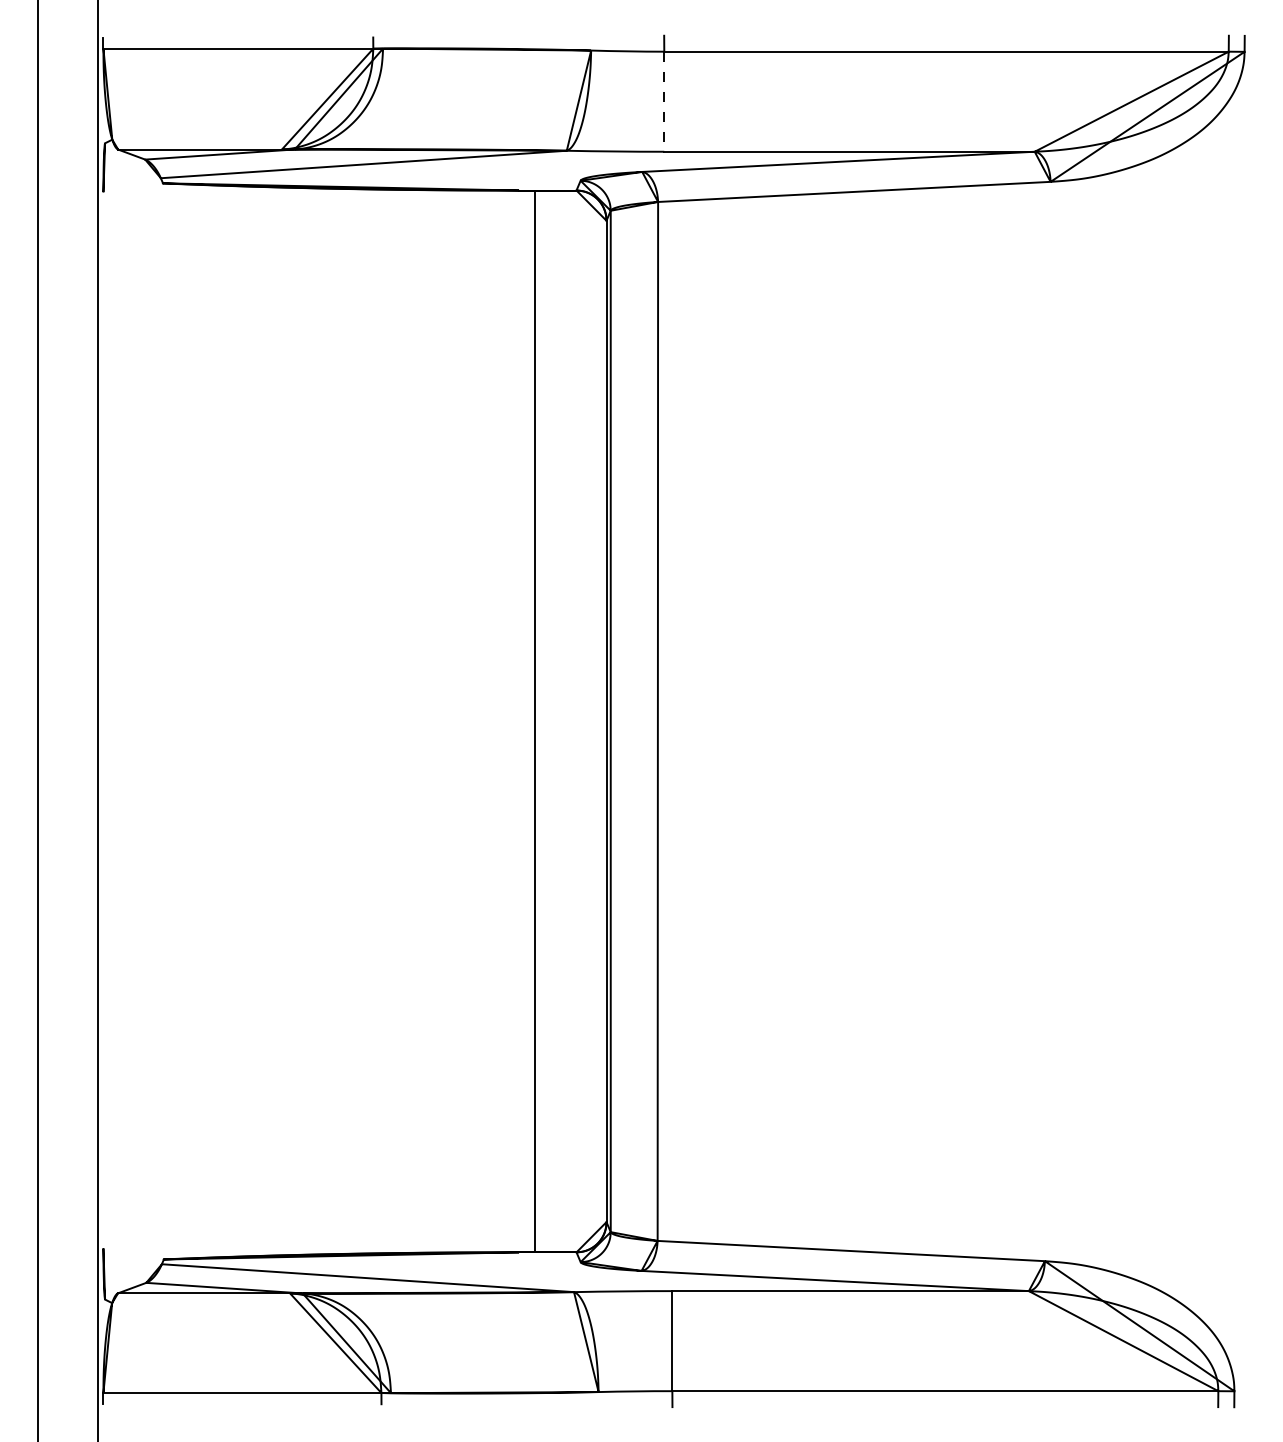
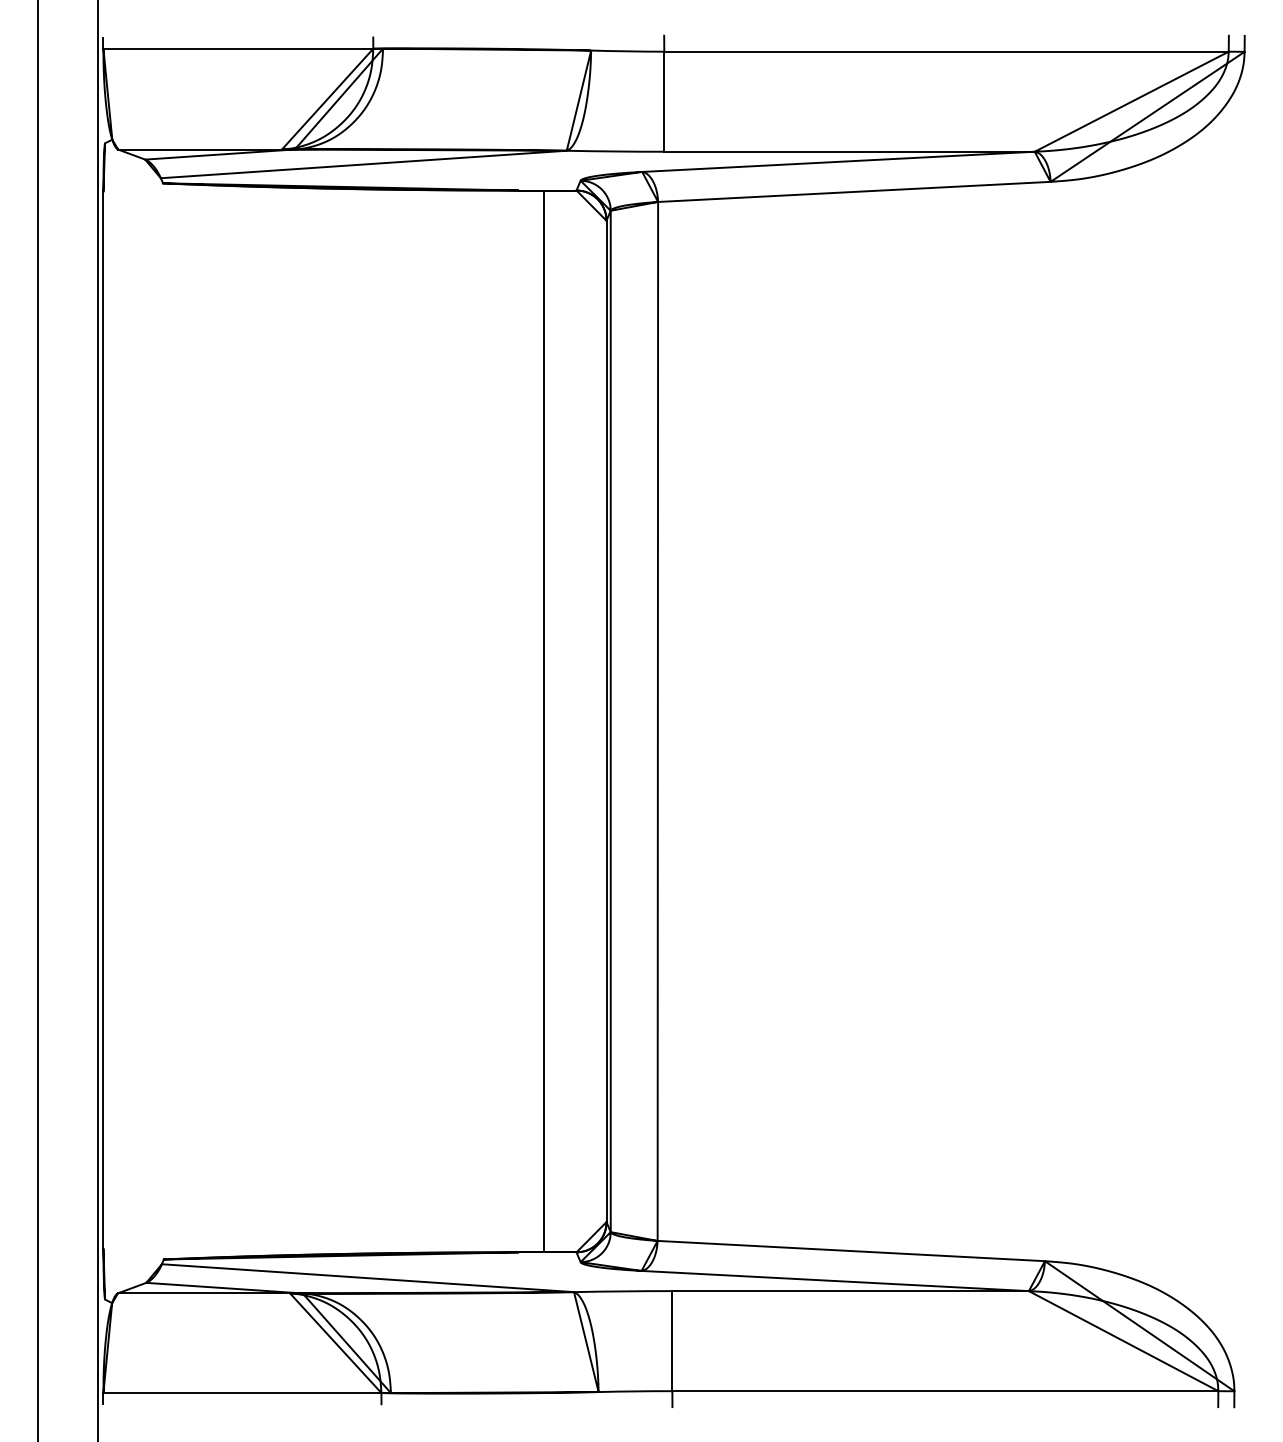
line: dashed -> solid (664, 102)
line: none -> present (103, 720)
line position: (534, 721) -> (543, 721) (543, 721)
